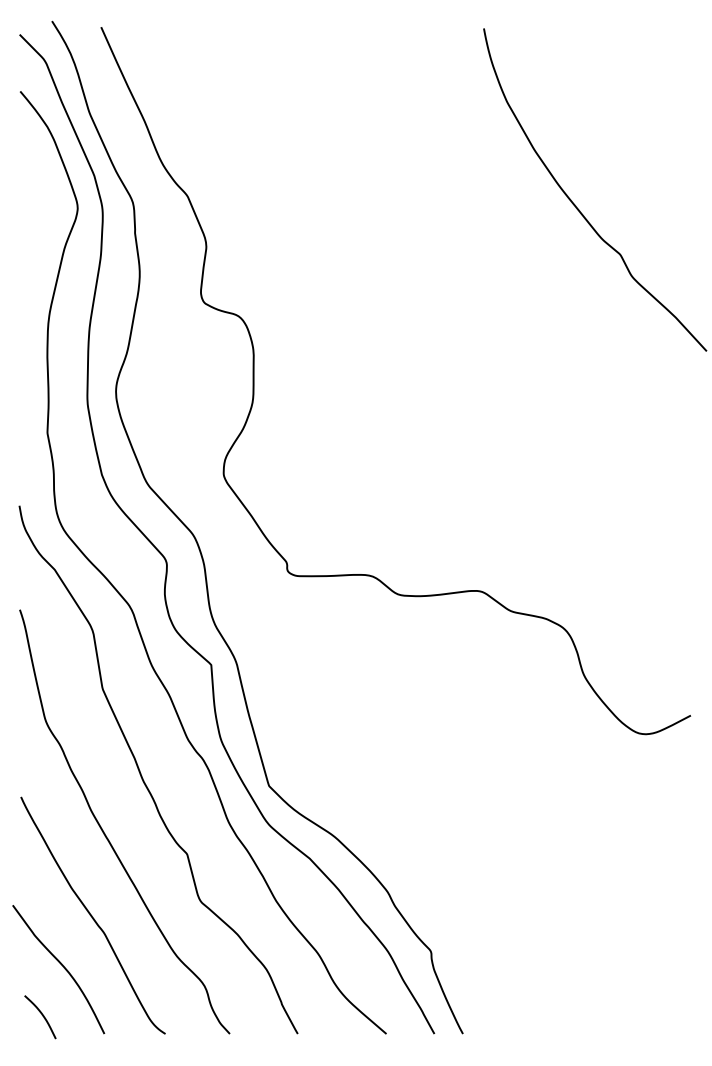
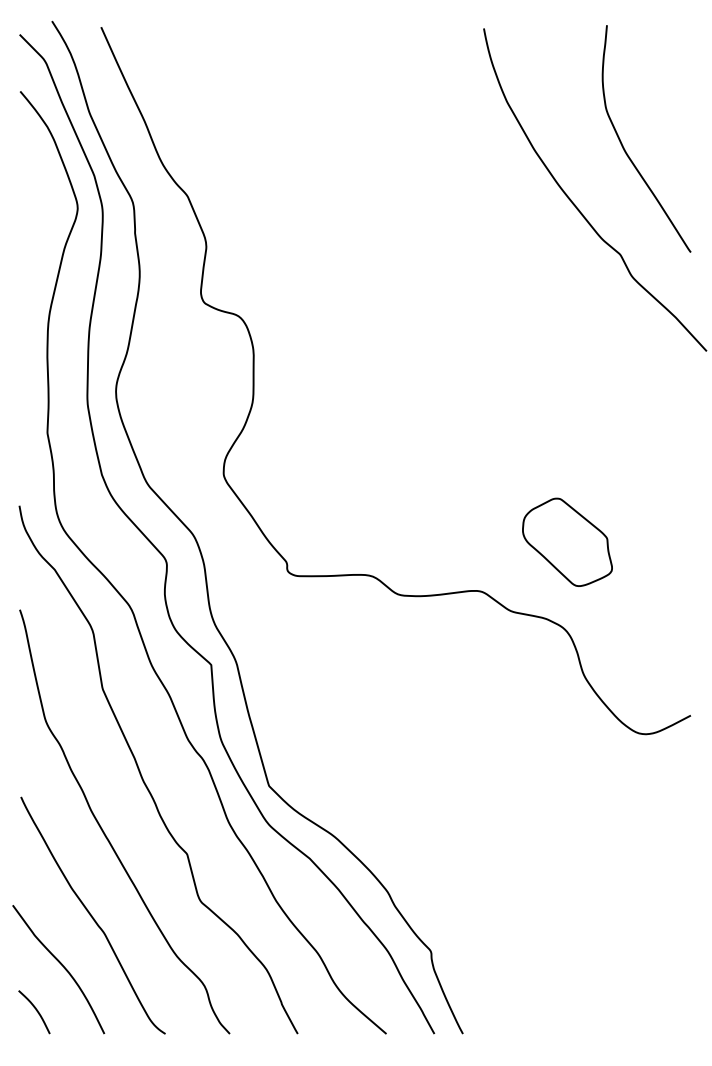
curve: none -> present (625, 149)
part: none -> present (567, 541)
curve position: (41, 1015) -> (35, 1010) (35, 1010)
